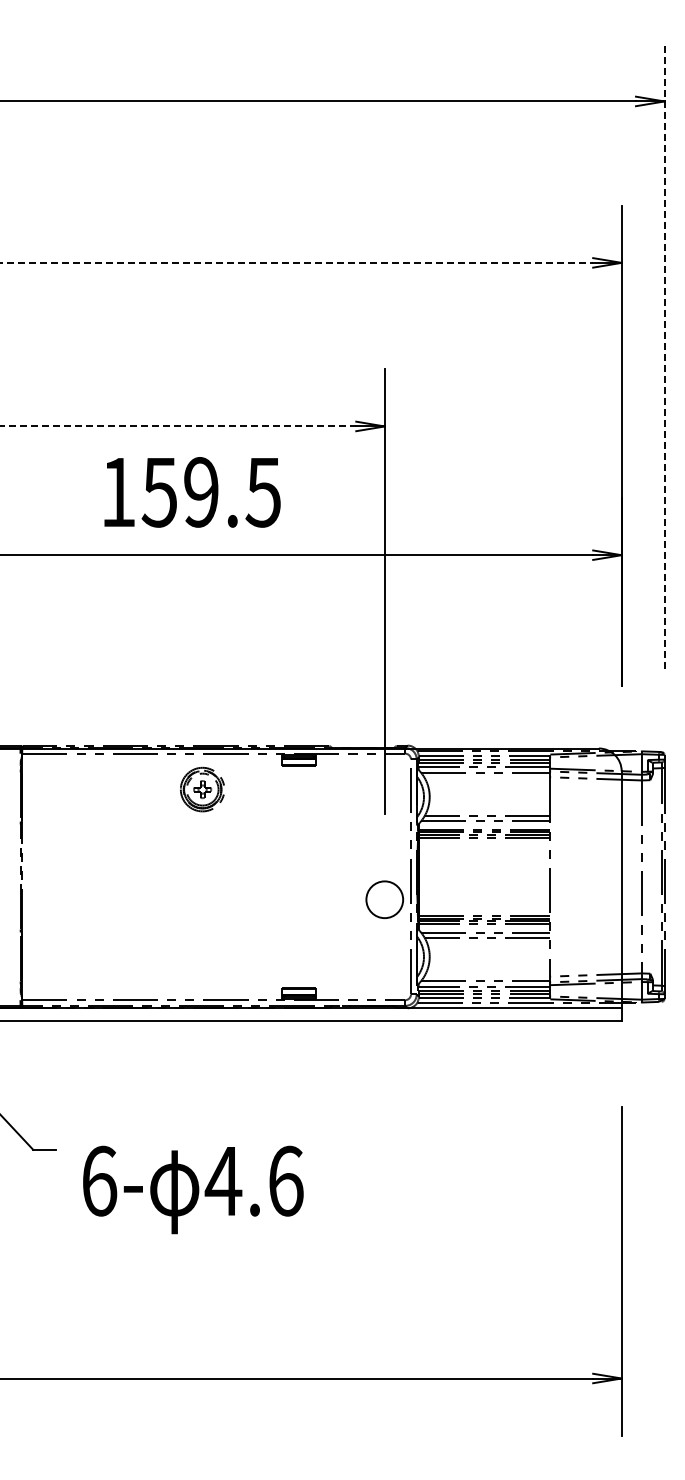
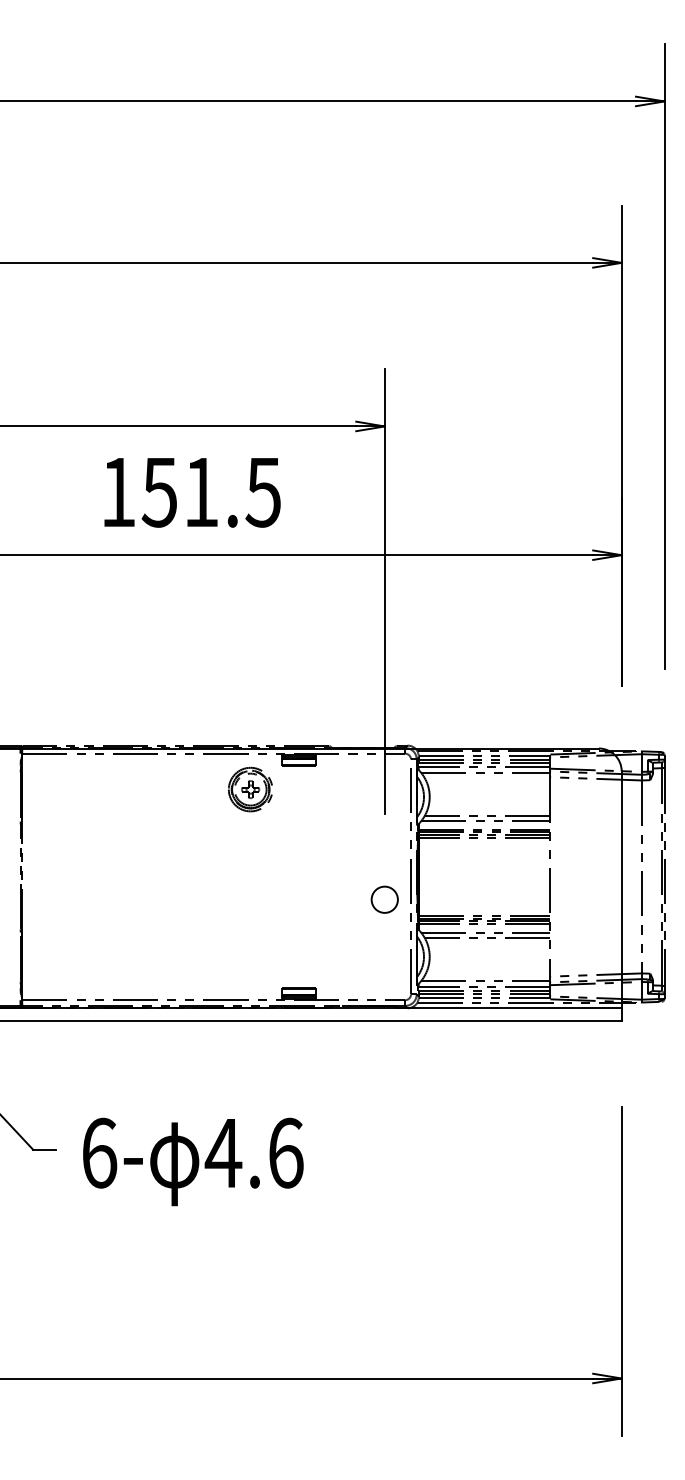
line: dashed -> solid (296, 262)
line: dashed -> solid (664, 356)
line: dashed -> solid (178, 426)
text: 159.5 -> 151.5 (201, 492)
part position: (202, 789) -> (250, 789) (250, 789)
circle diameter: 37 px -> 26 px (384, 899)
text position: (193, 1189) -> (193, 1161) (193, 1161)
